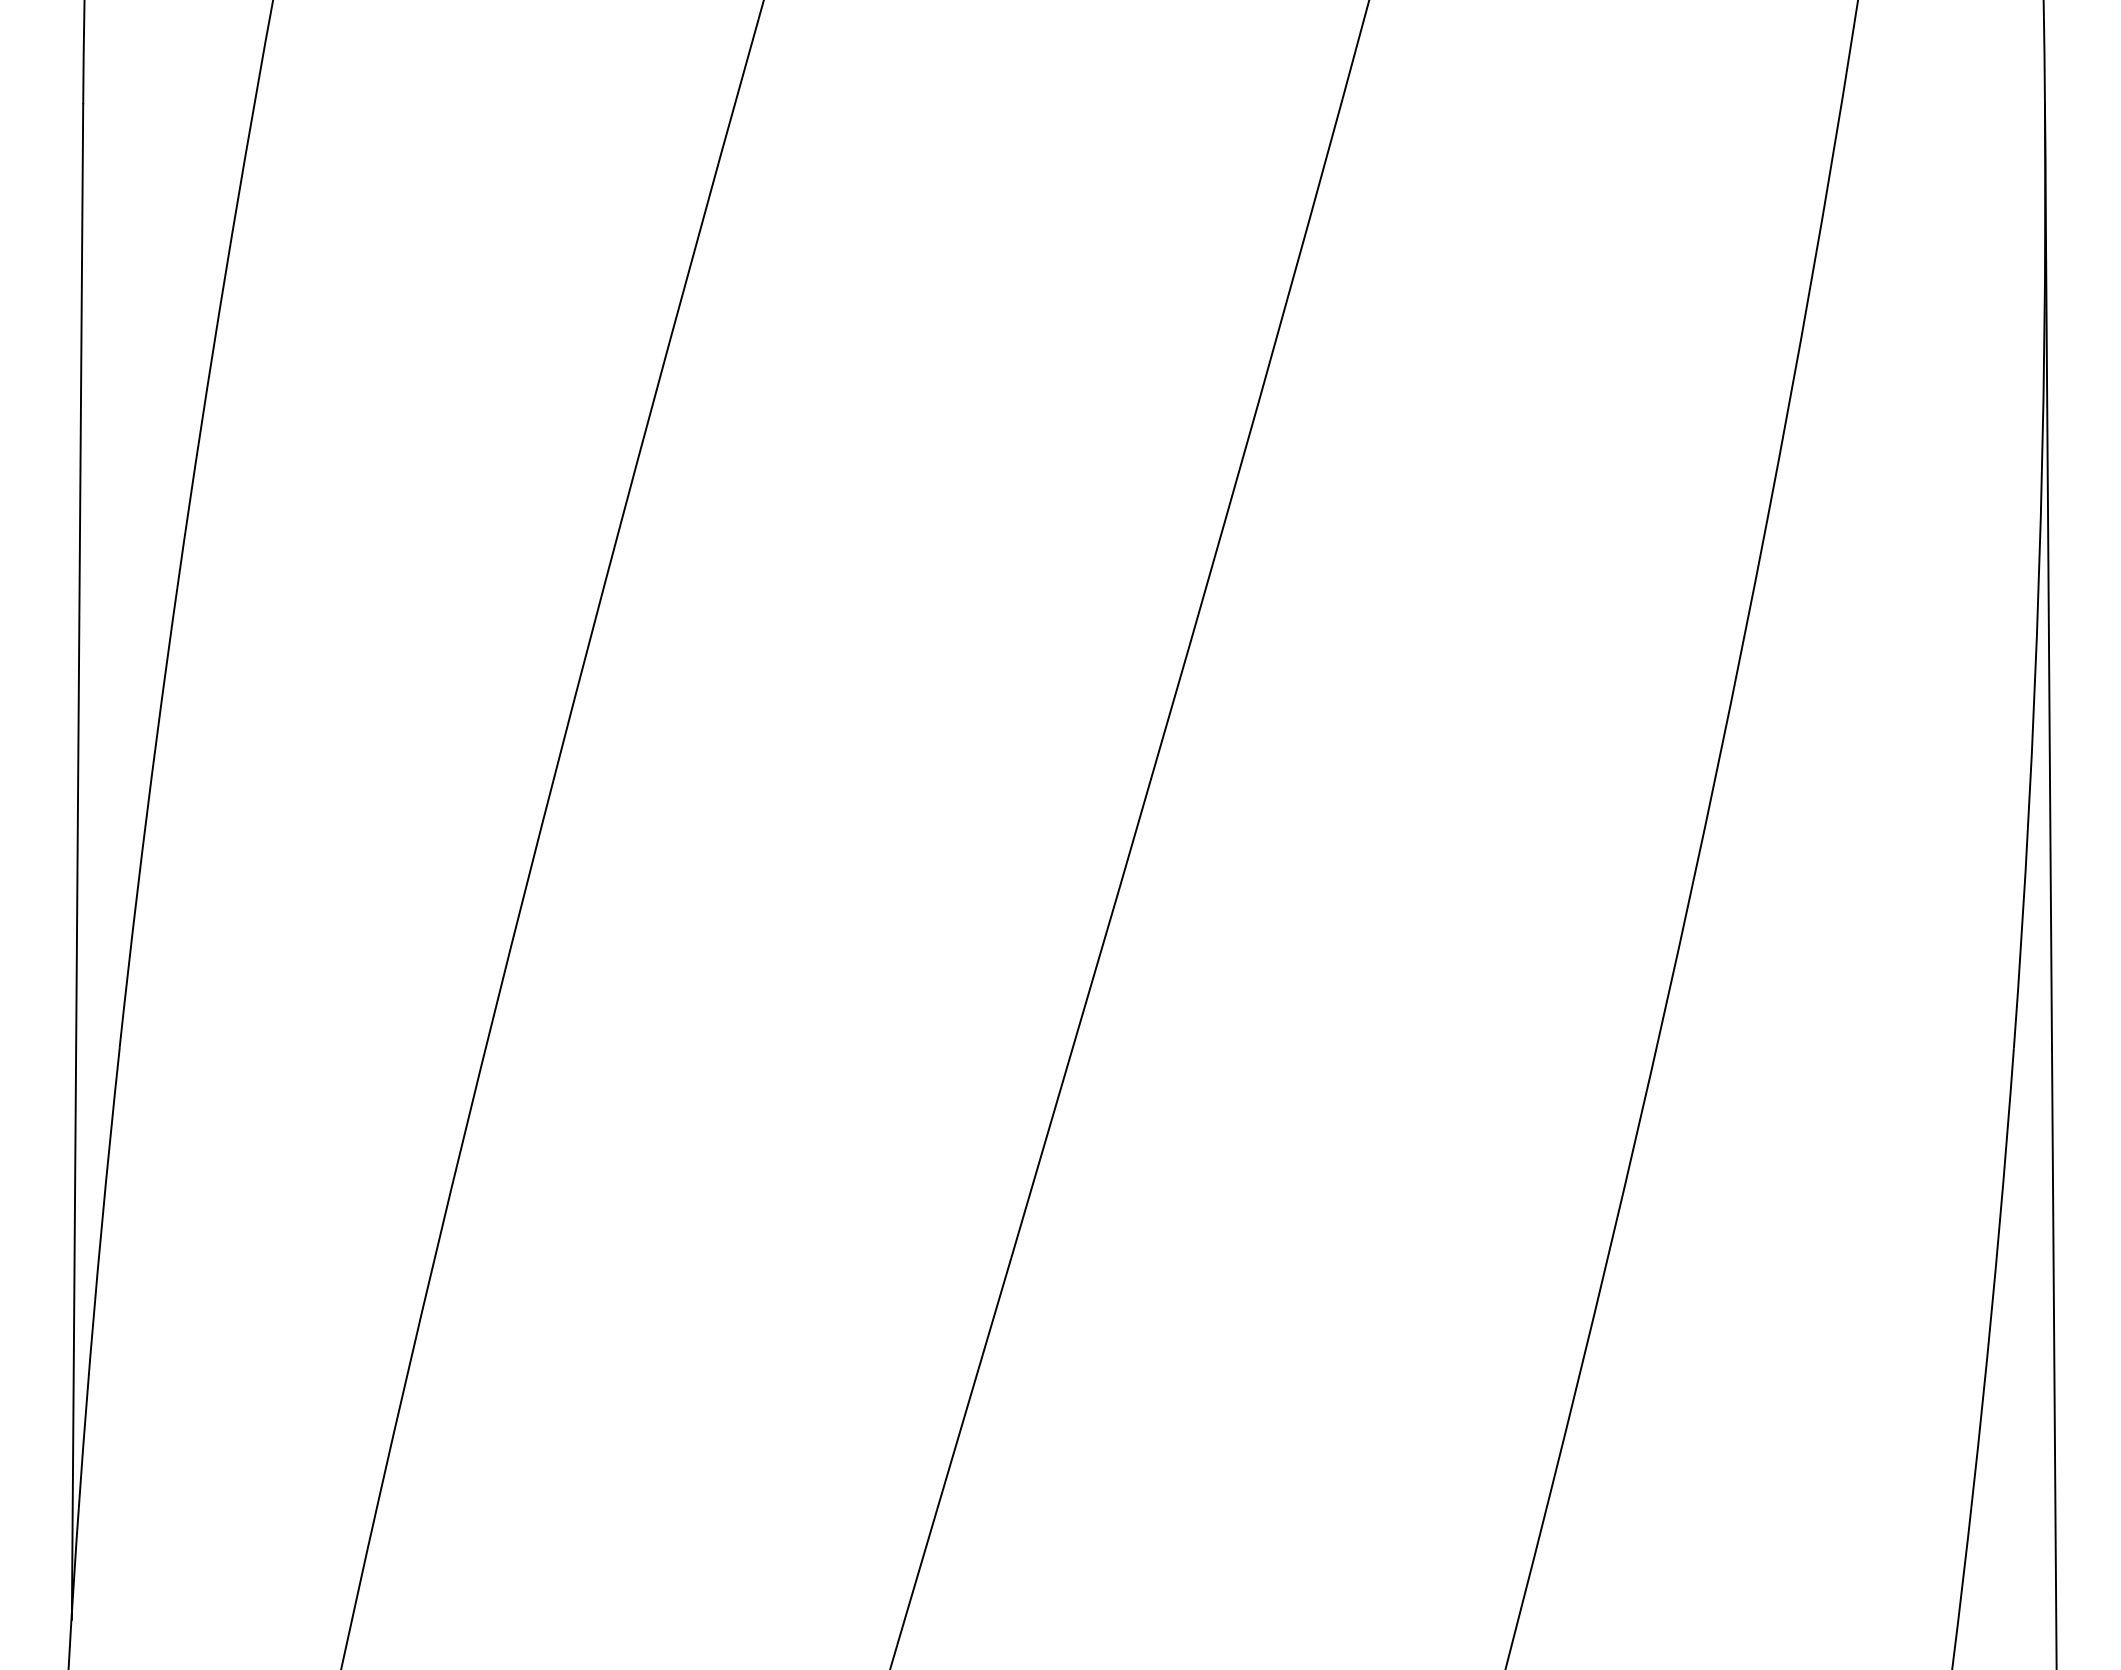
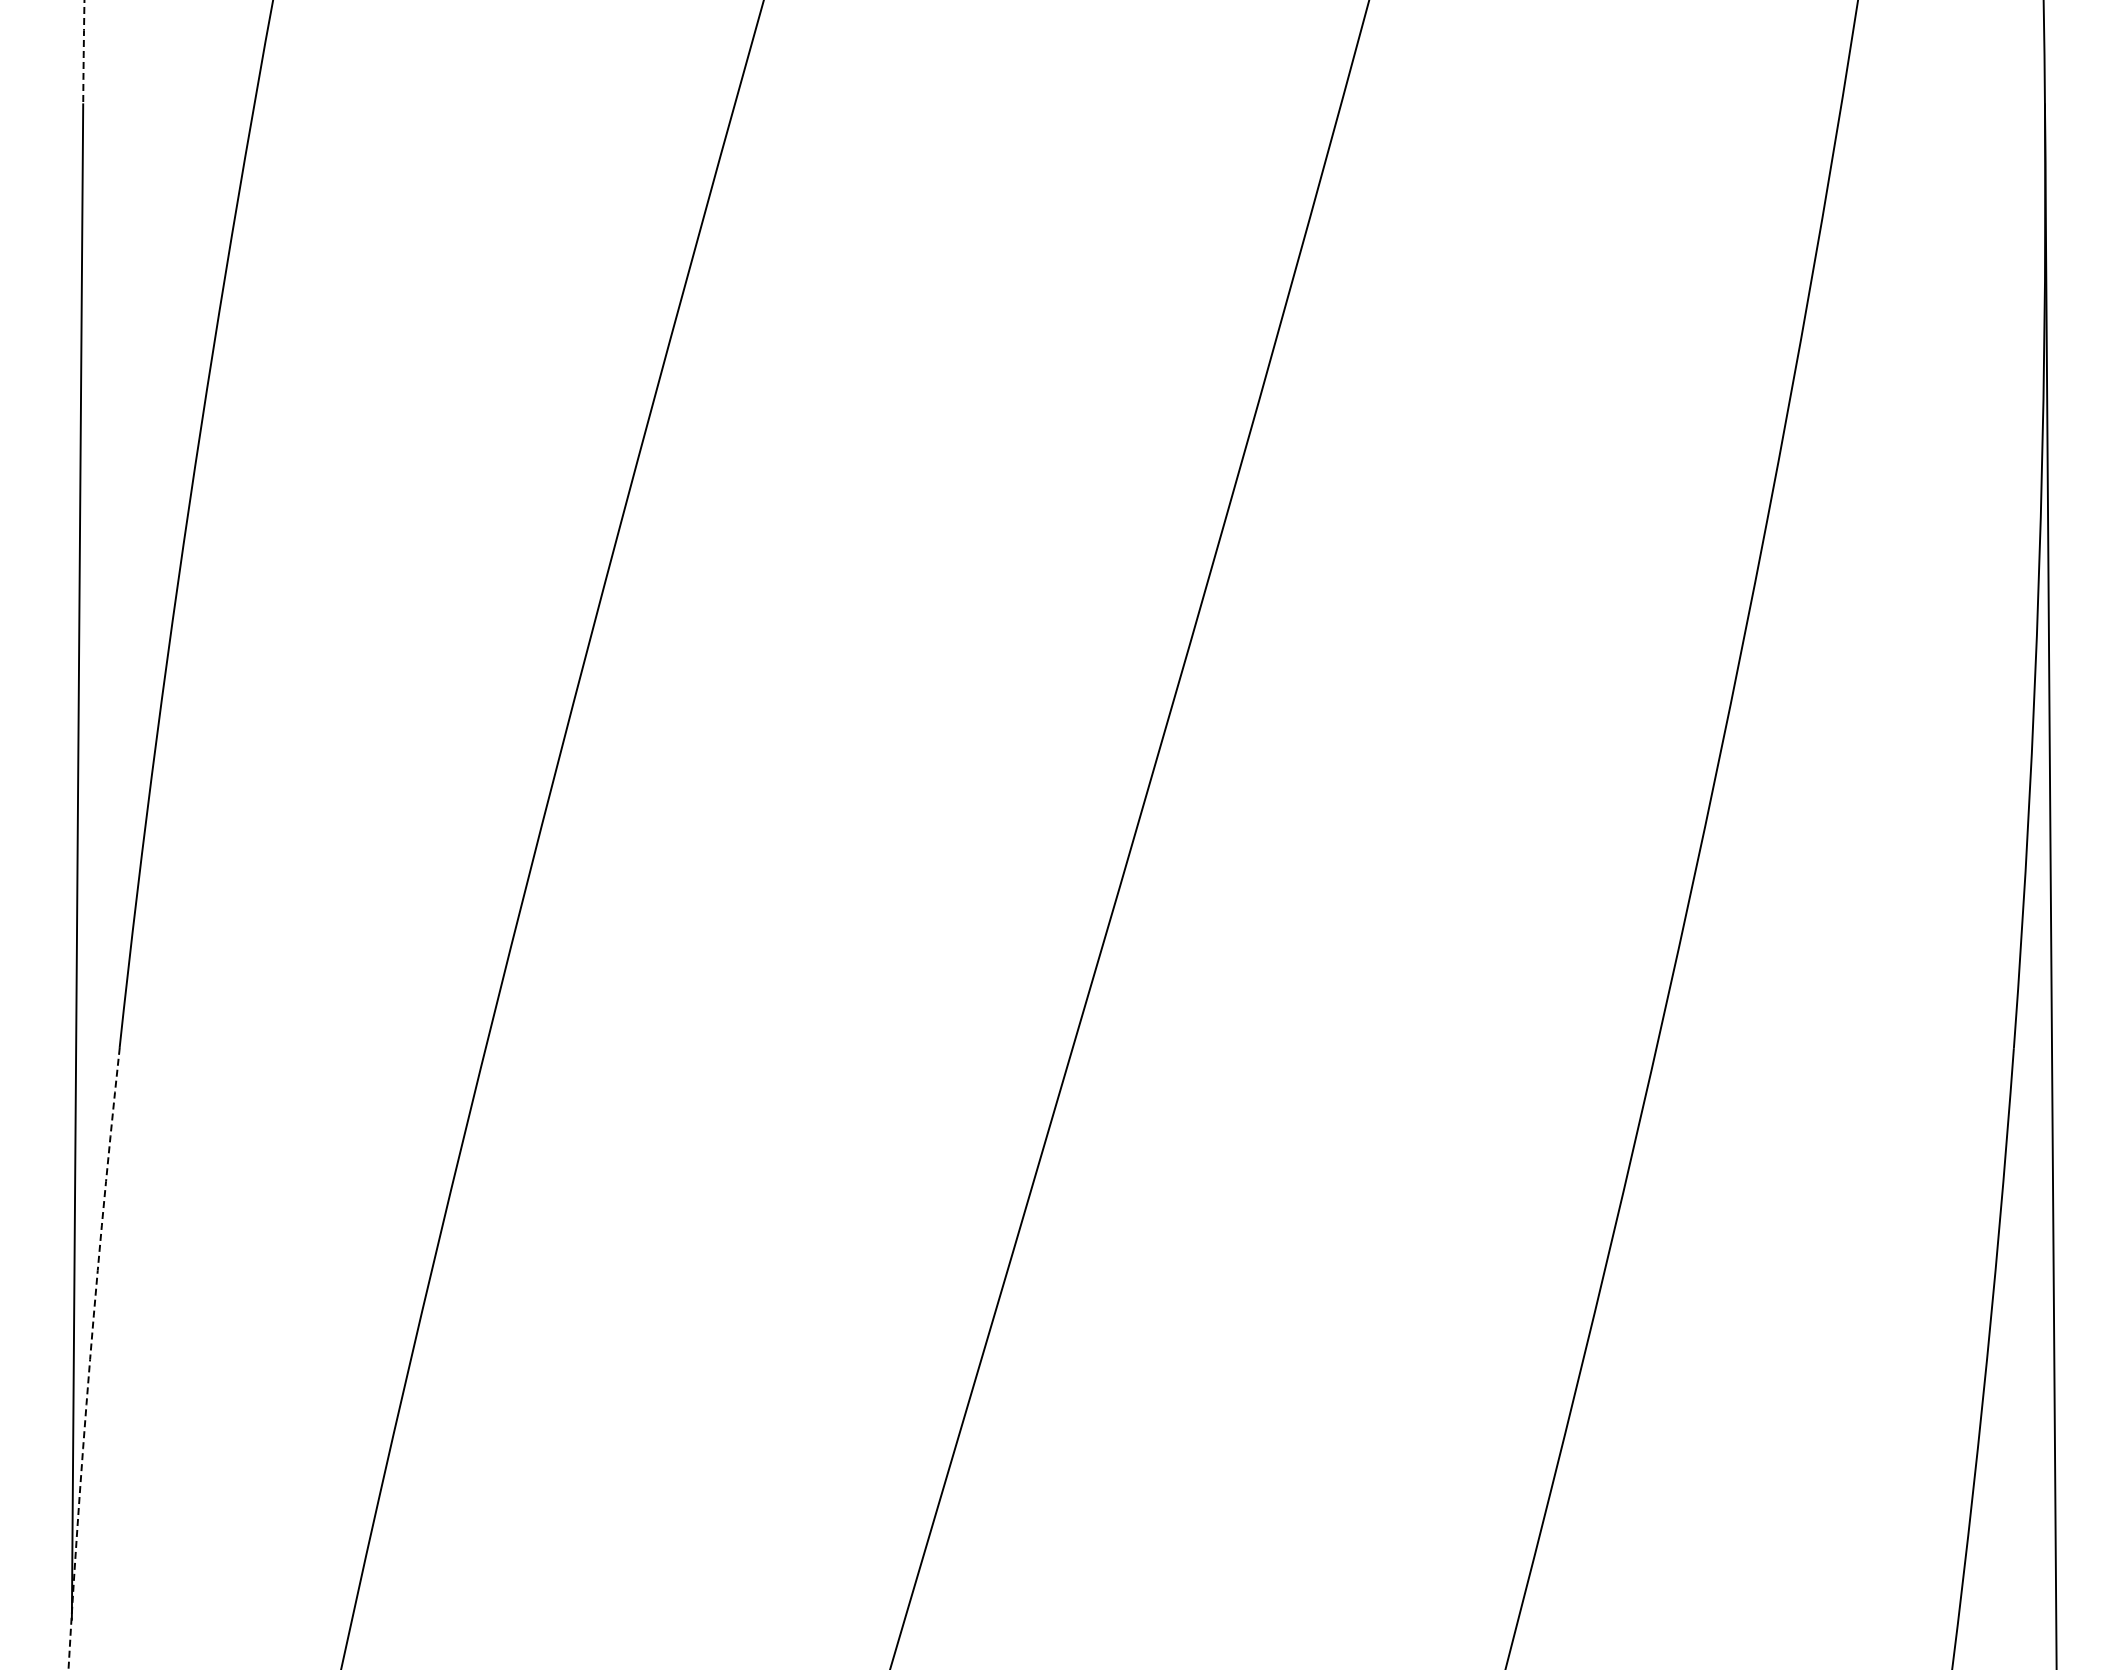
arc: solid -> dashed (83, 52)
arc: solid -> dashed (90, 1358)
